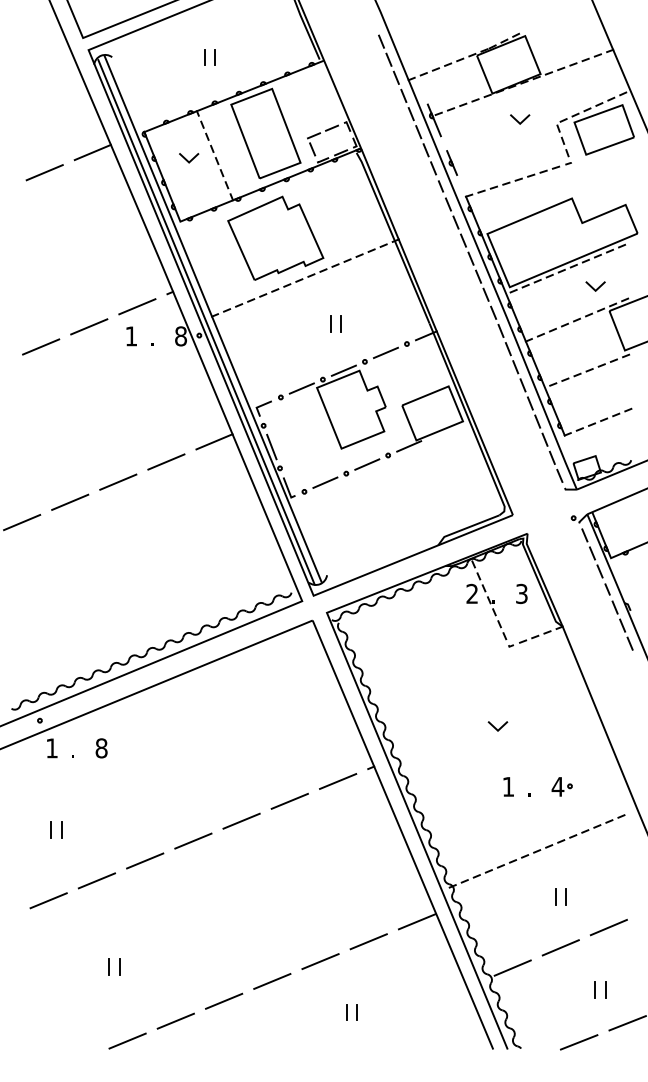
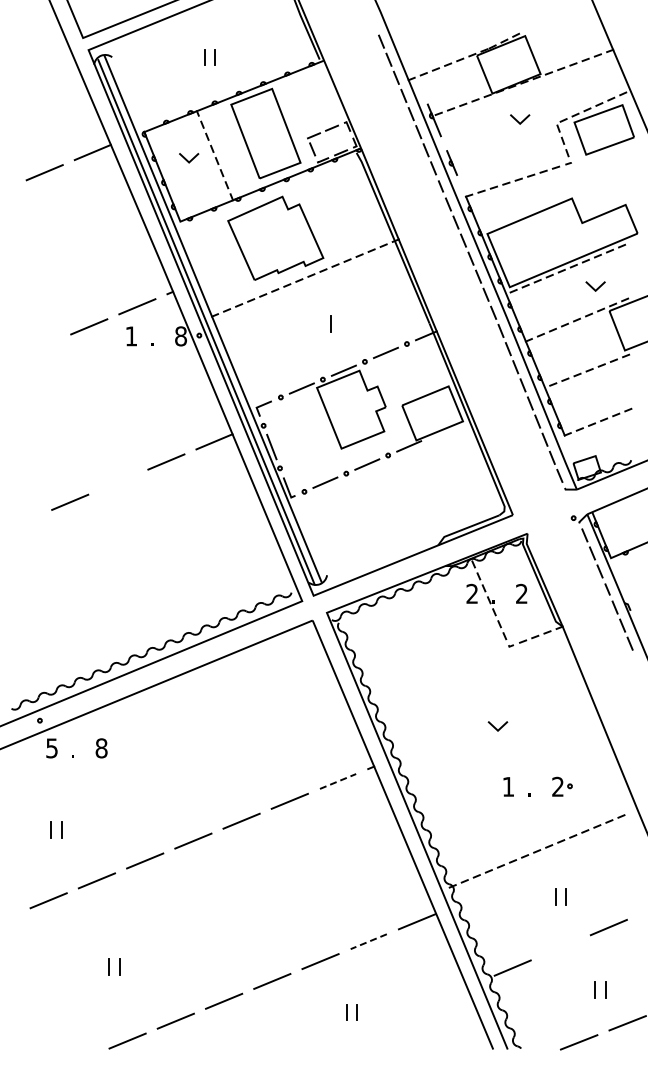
line: present -> none (340, 323)
line: present -> none (41, 346)
line: present -> none (118, 481)
line: present -> none (22, 522)
text: 3 -> 2 (521, 594)
text: 1 -> 5 (51, 748)
line: solid -> dashed (338, 781)
text: 4 -> 2 (557, 786)
line: solid -> dashed (368, 941)
line: present -> none (560, 947)
